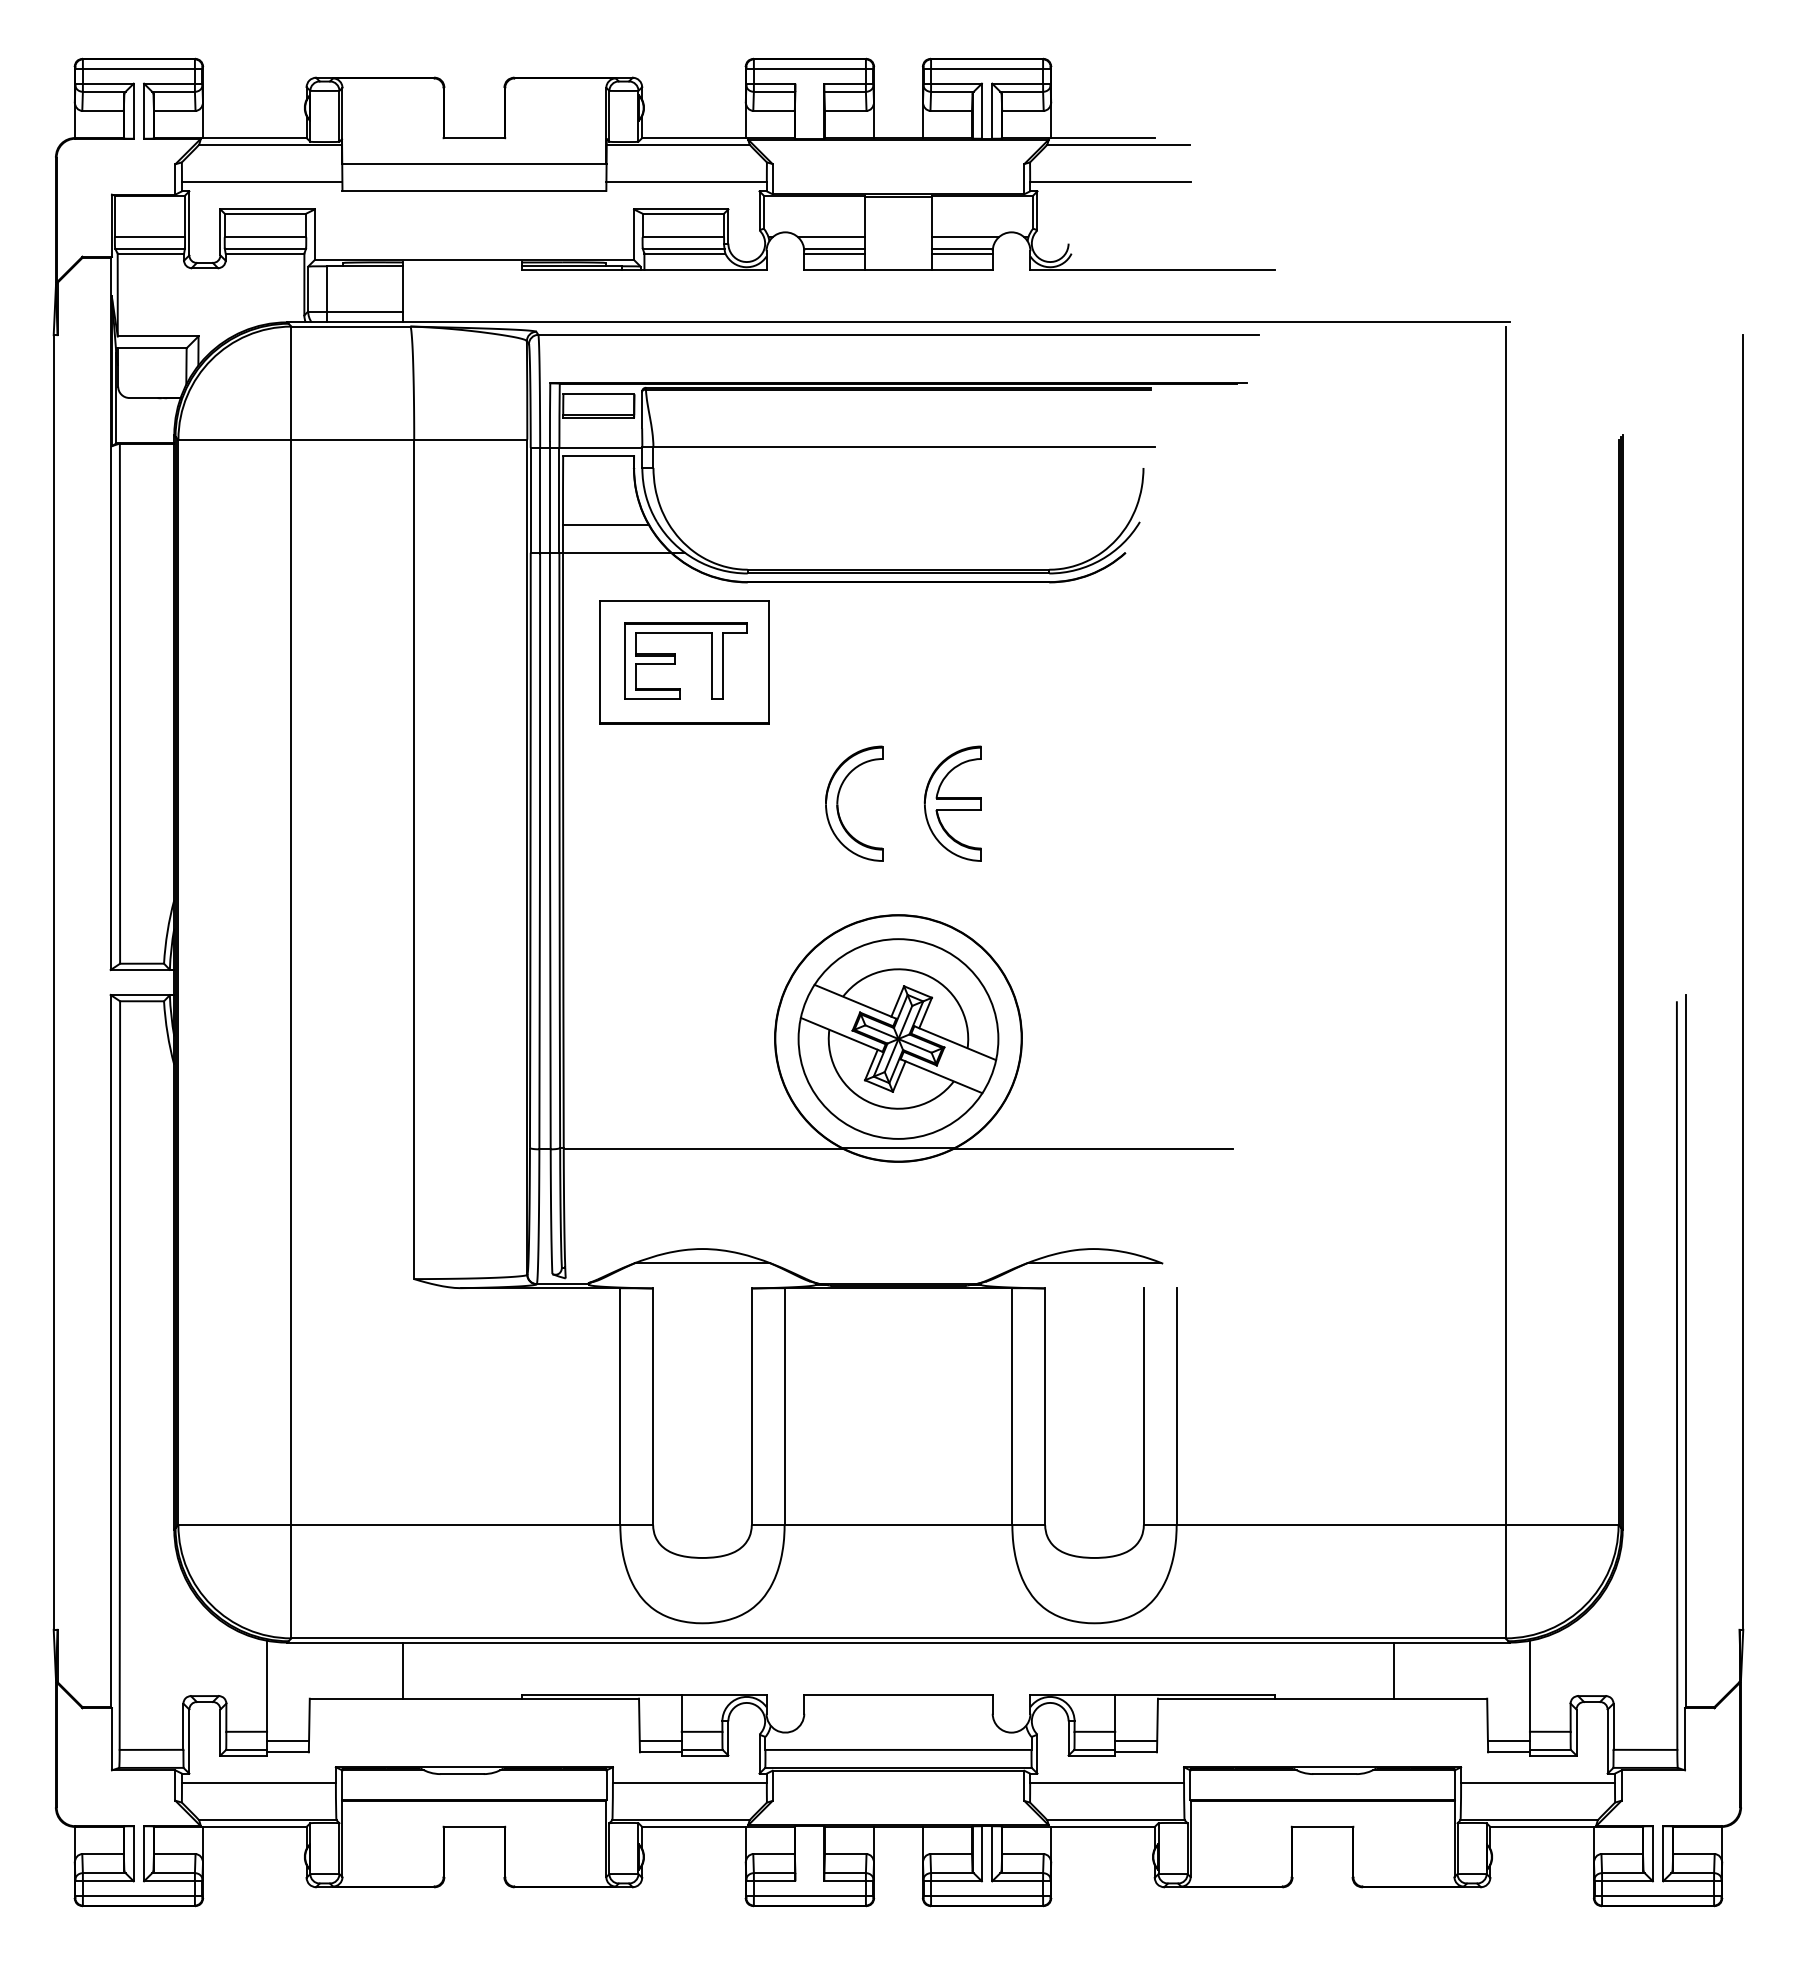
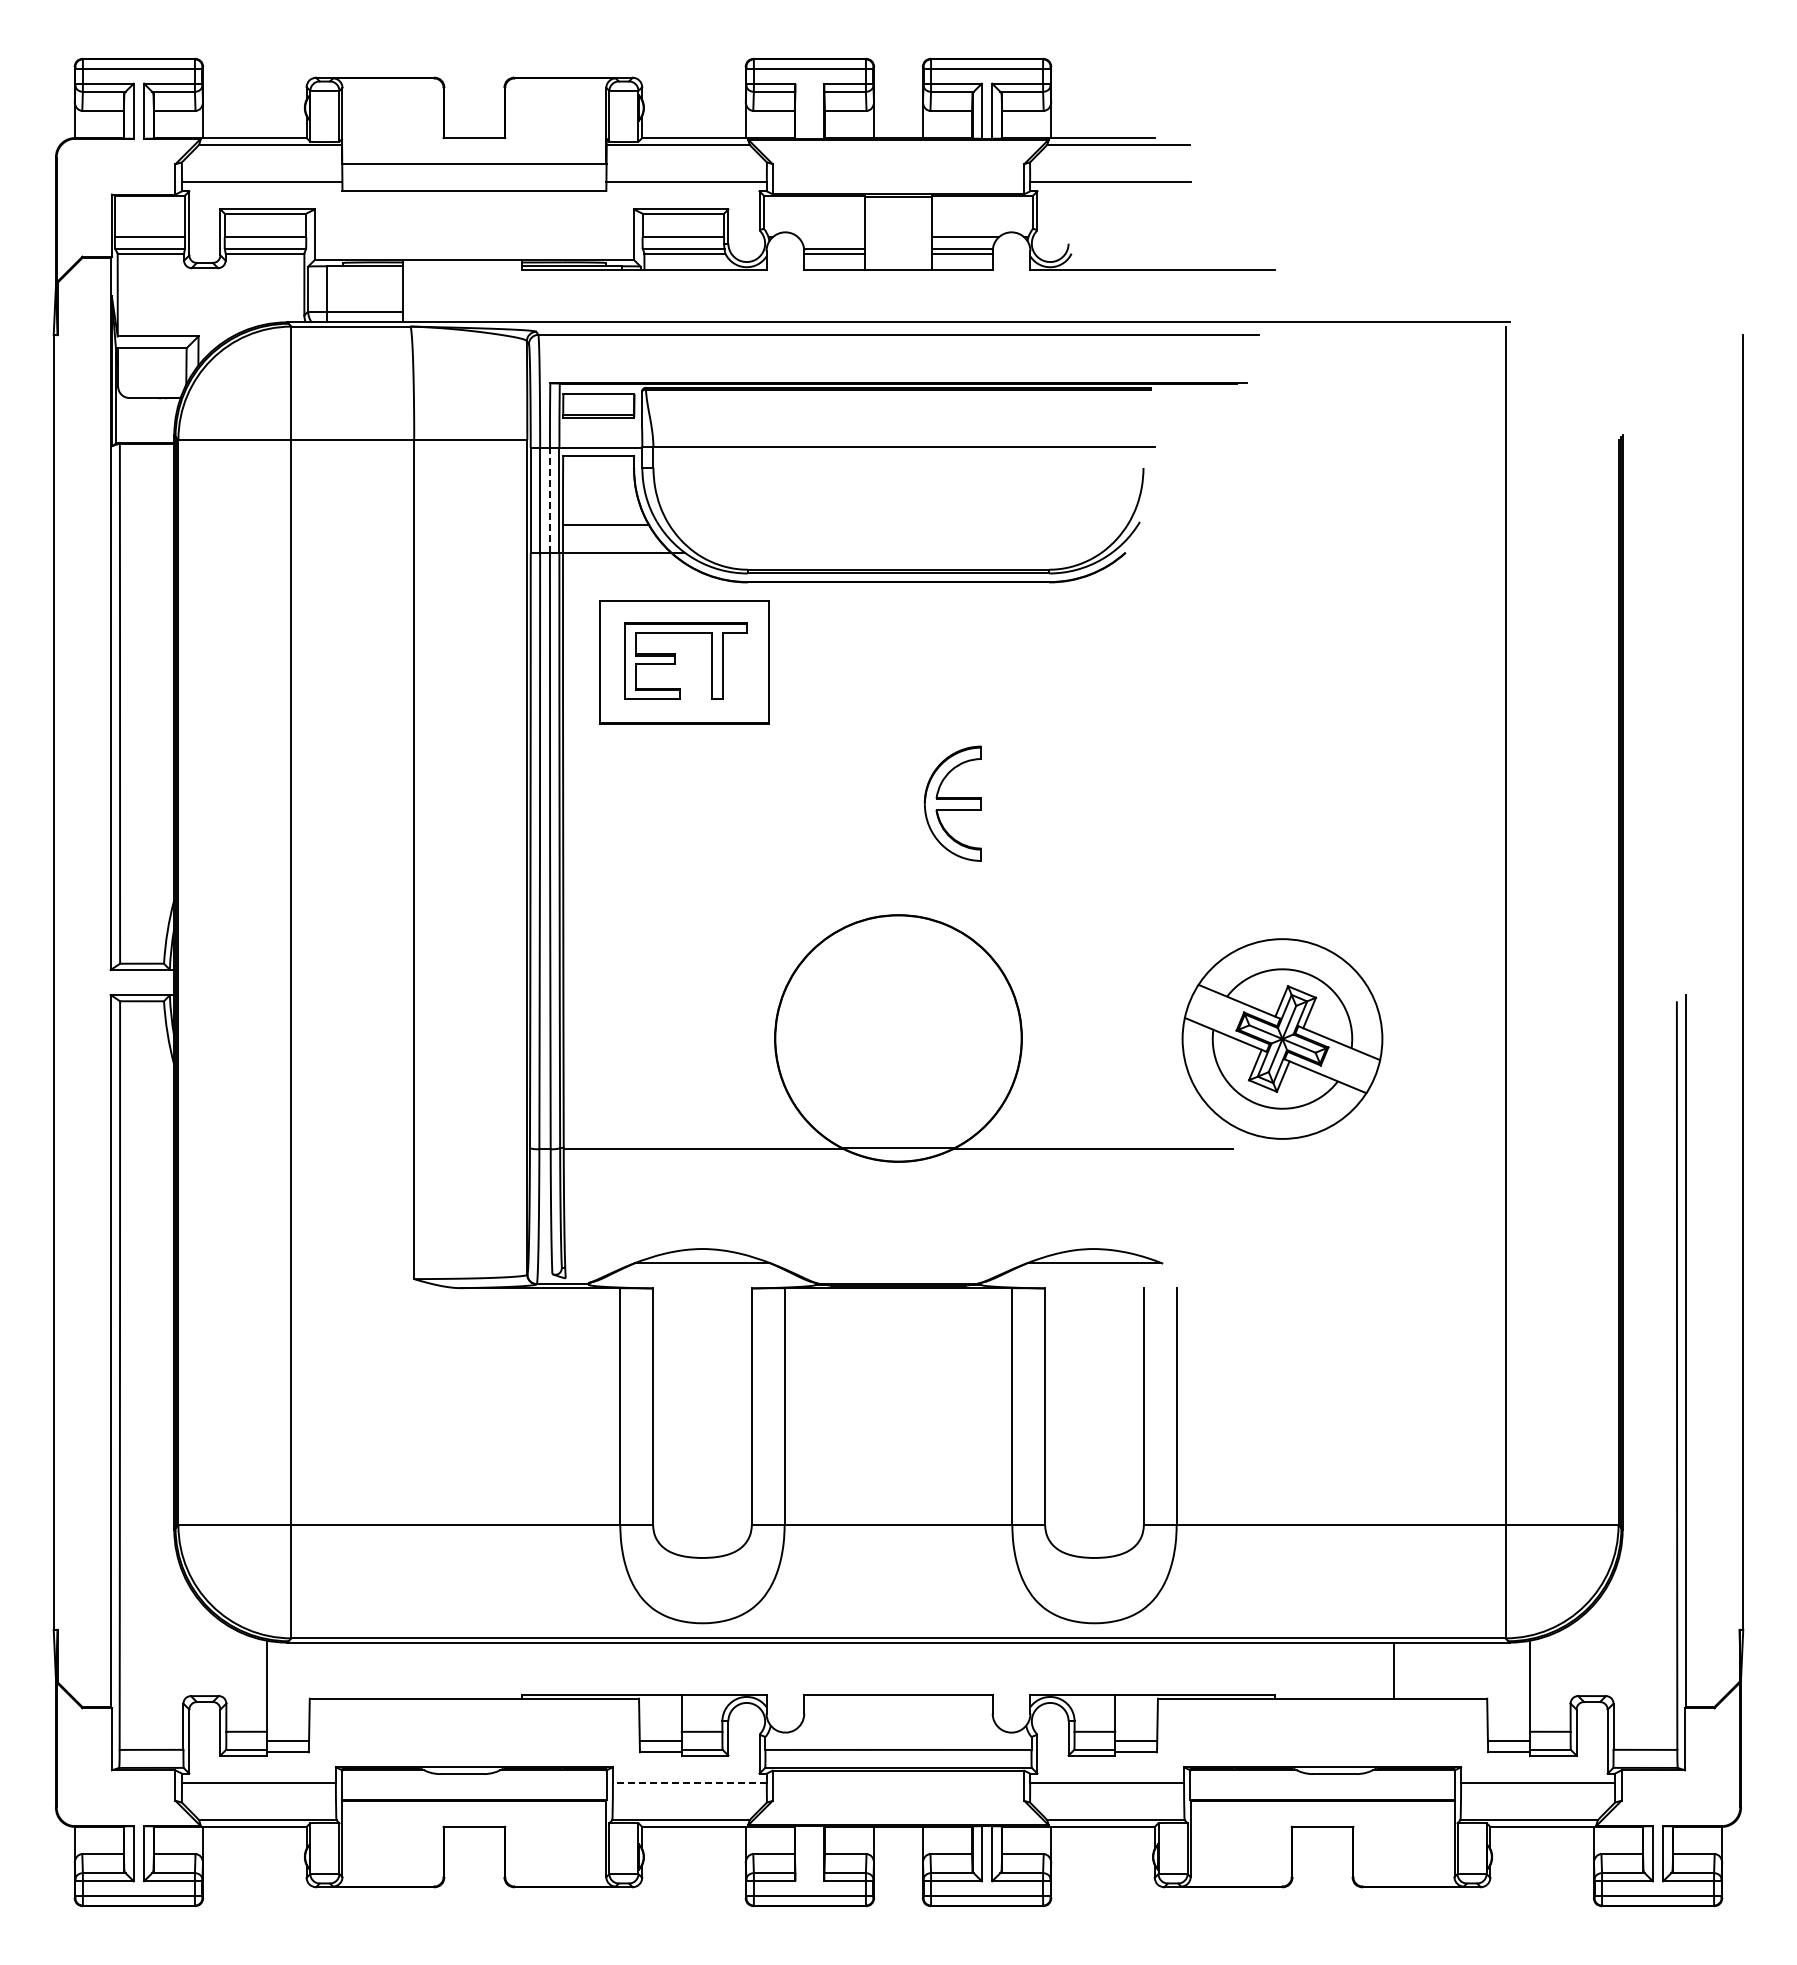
line: present -> none (831, 237)
line: solid -> dashed (549, 499)
part: present -> none (838, 803)
part position: (898, 1038) -> (1282, 1038) (1282, 1038)
line: present -> none (402, 1670)
line: solid -> dashed (689, 1782)
